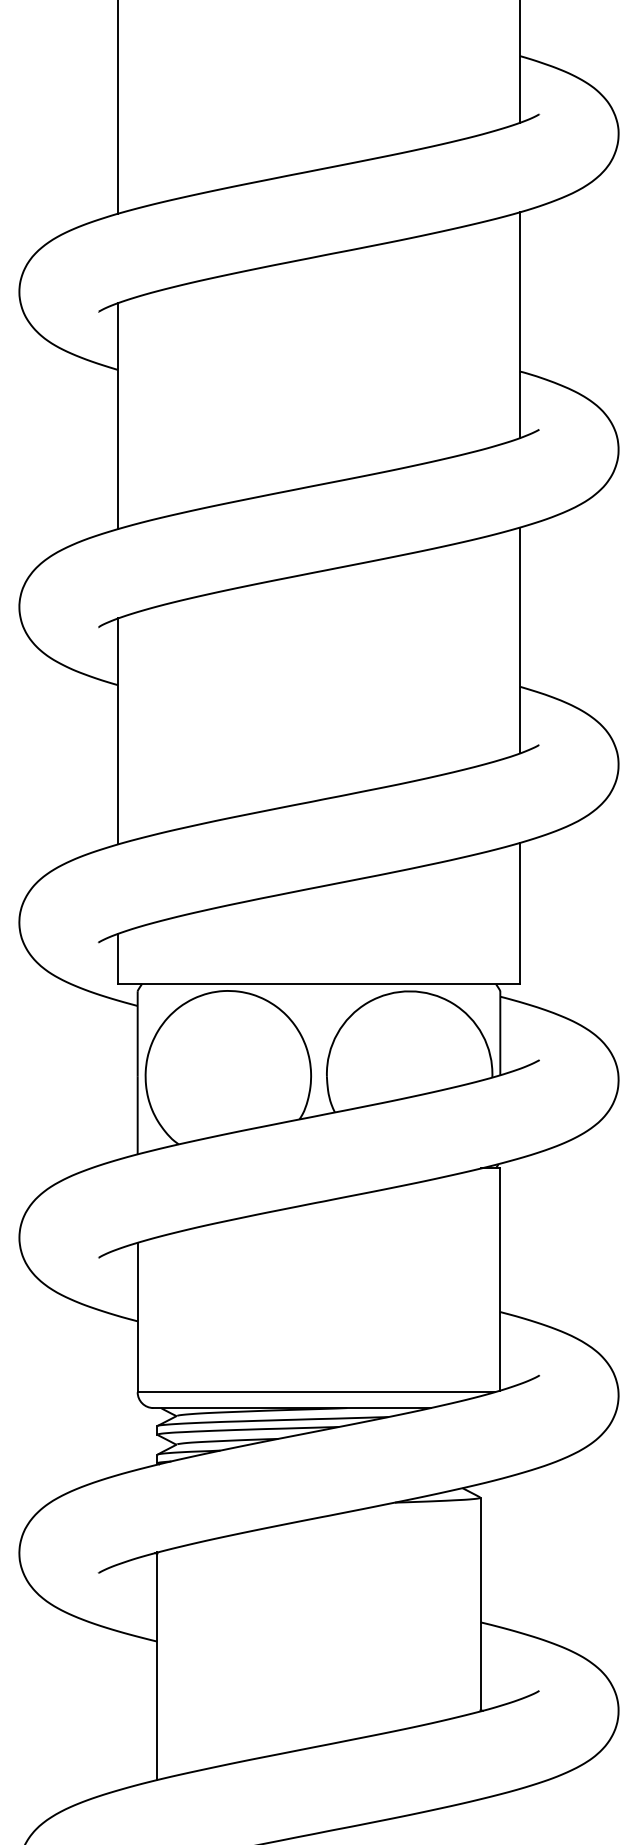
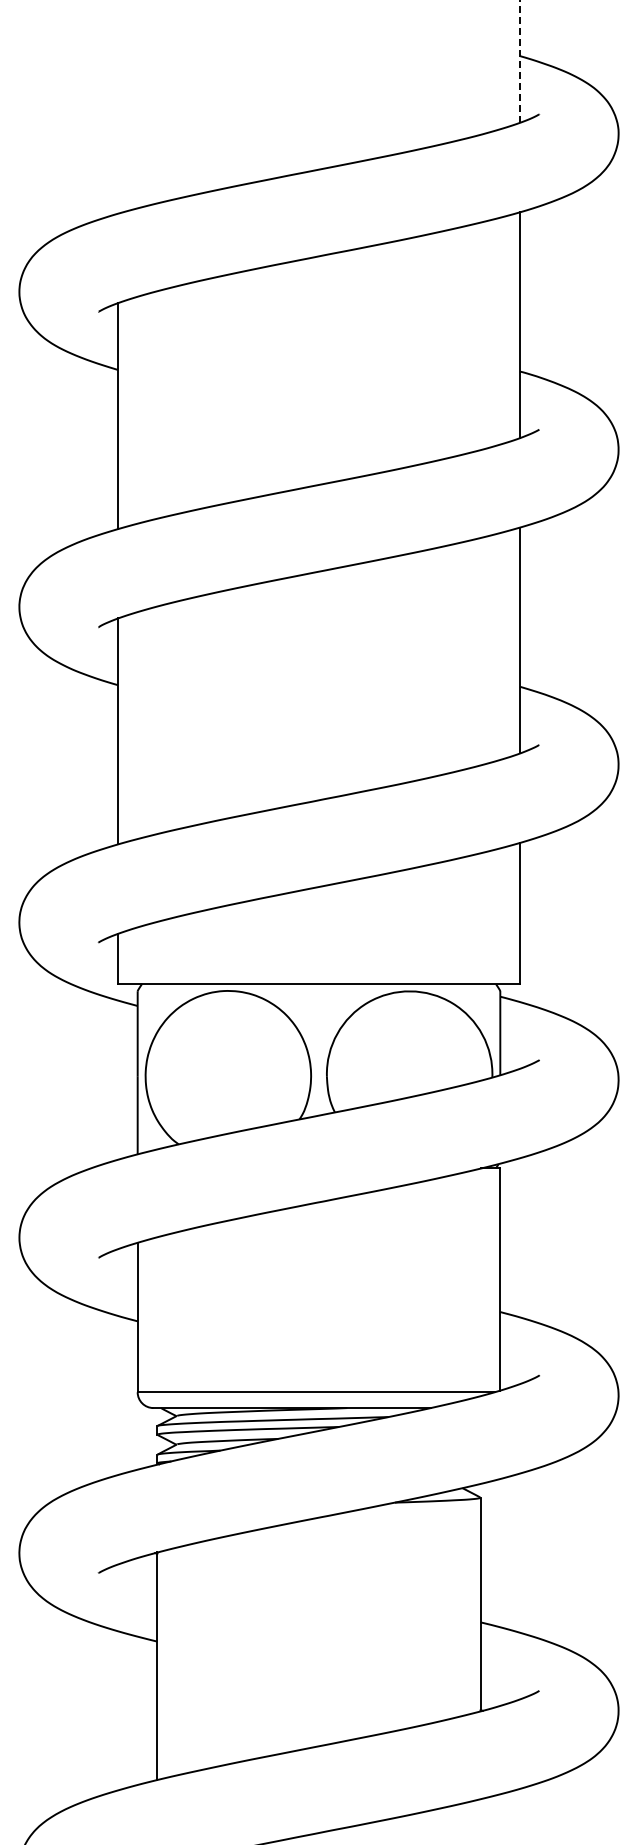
line: solid -> dashed (520, 61)
line: present -> none (117, 107)
